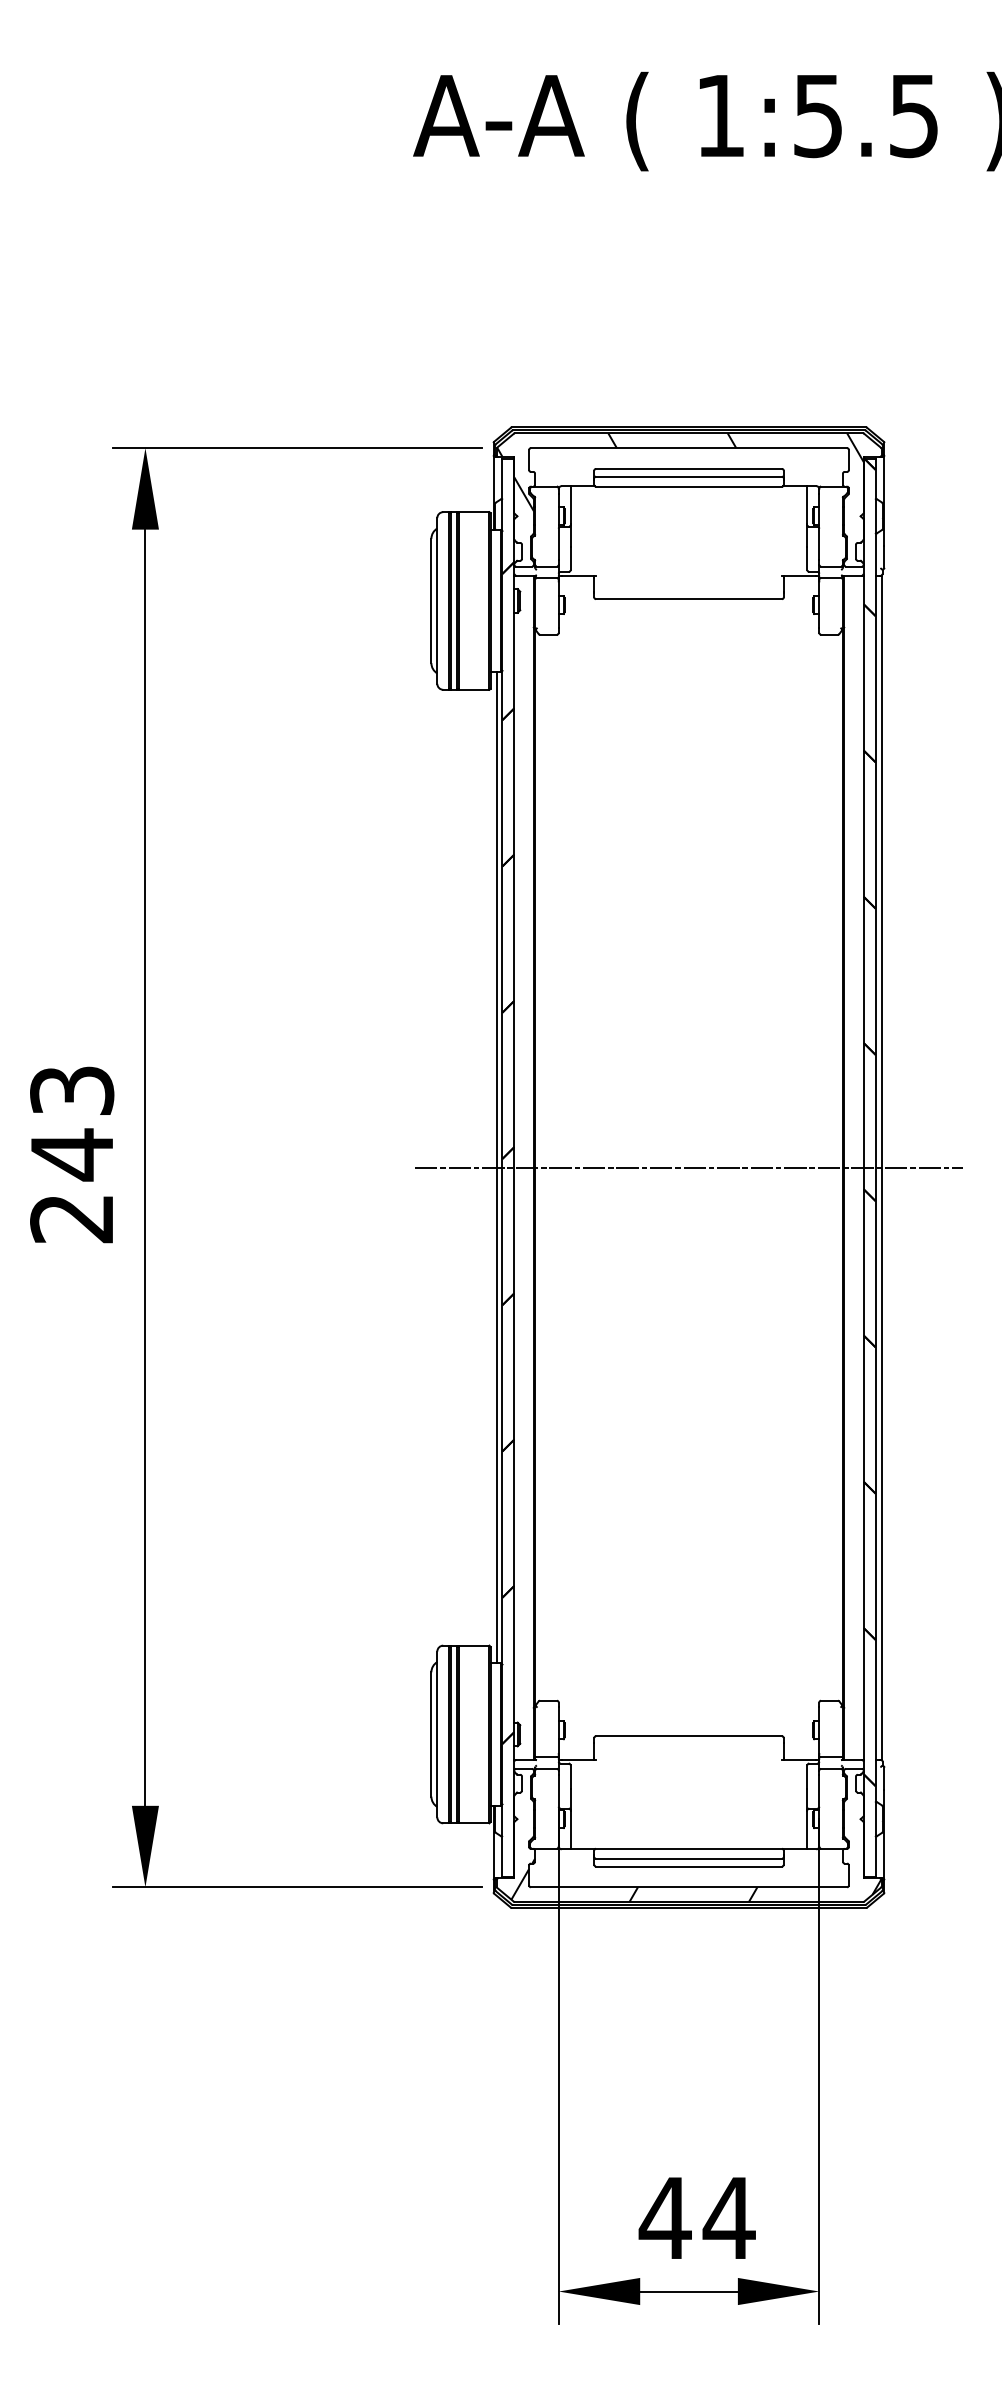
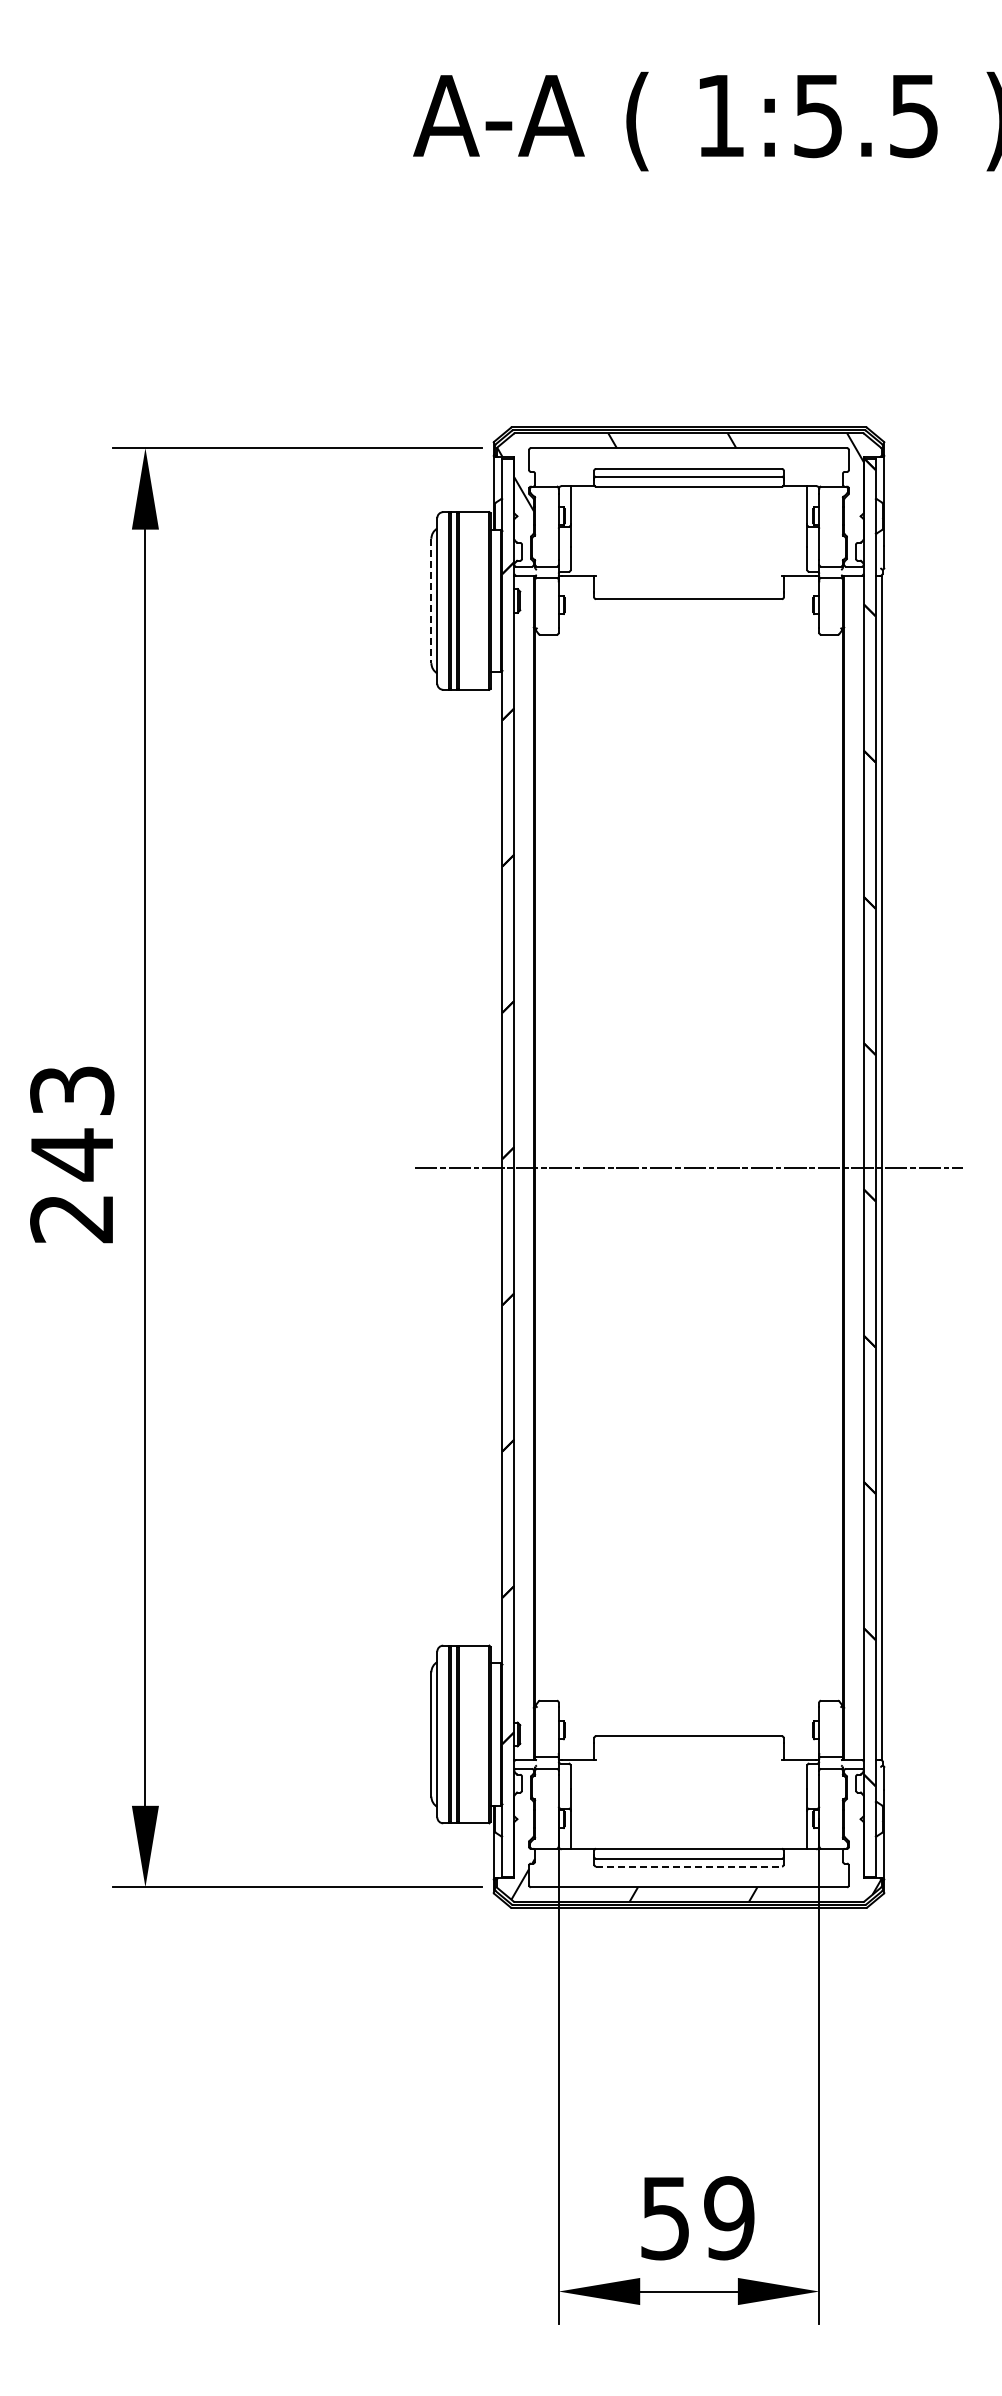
line: solid -> dashed (431, 601)
line: present -> none (496, 1167)
line: solid -> dashed (689, 1866)
text: 44 -> 59 (696, 2218)
